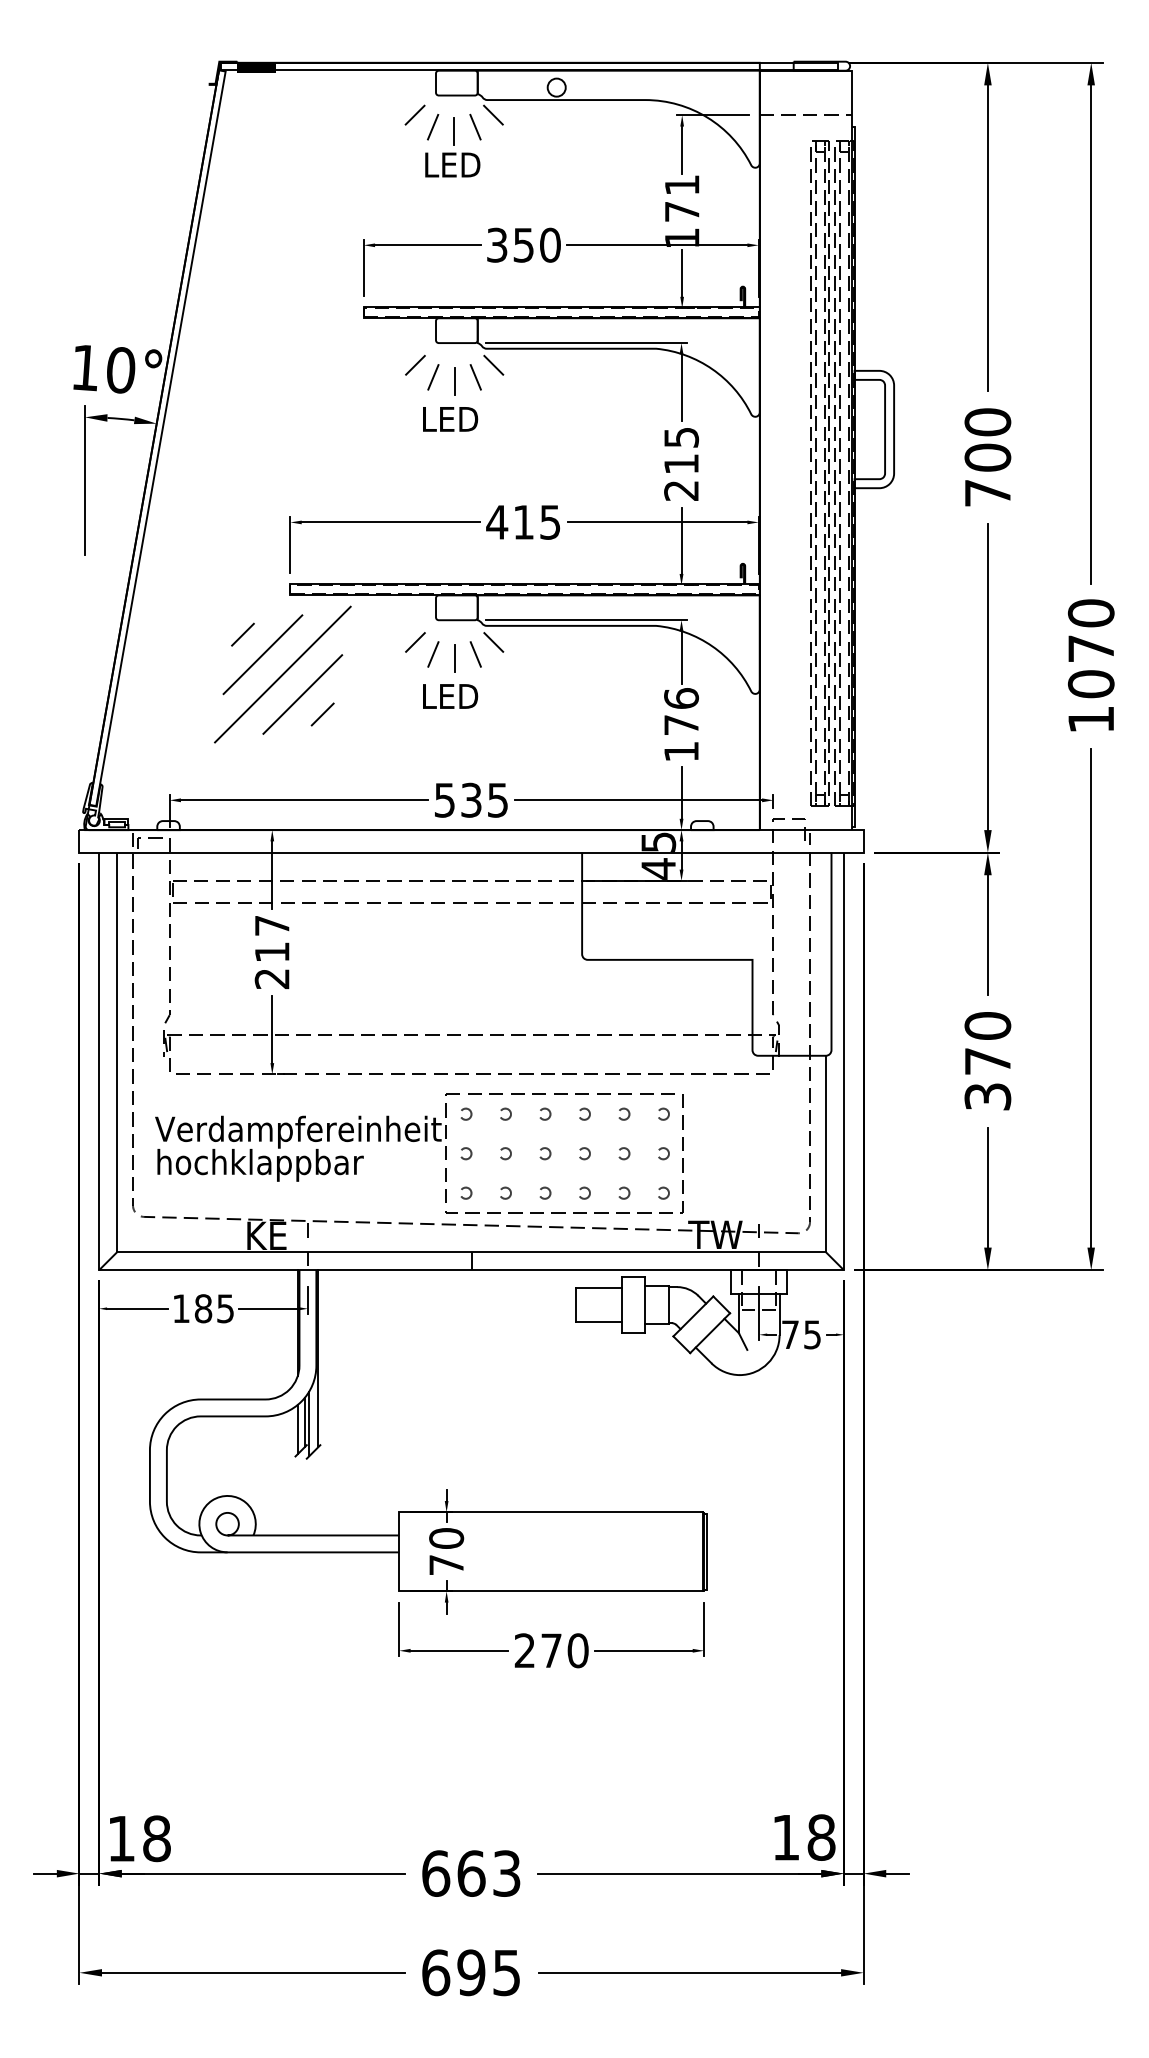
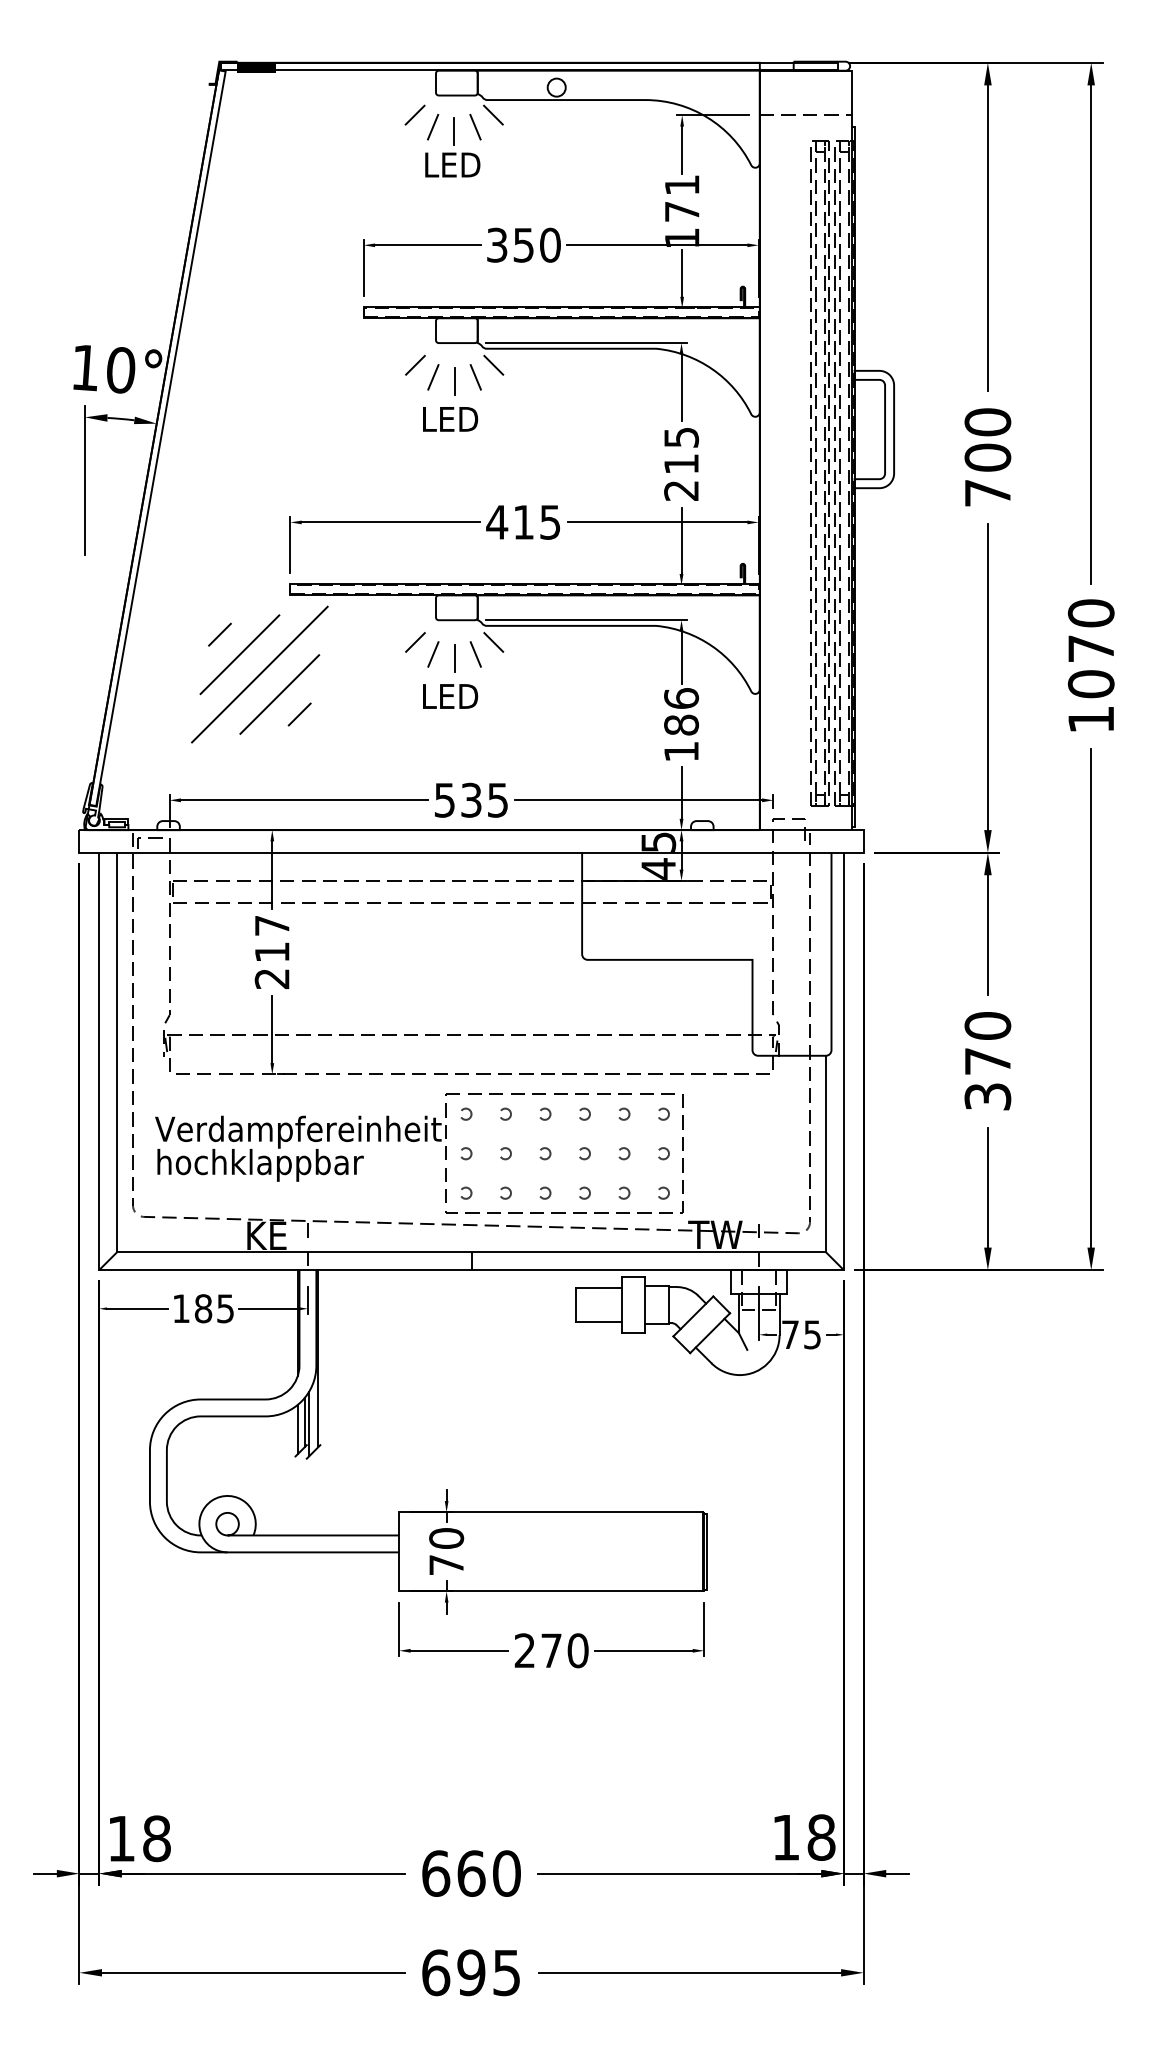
part position: (282, 674) -> (259, 674) (259, 674)
text: 176 -> 186 (681, 724)
text: 663 -> 660 (506, 1873)
